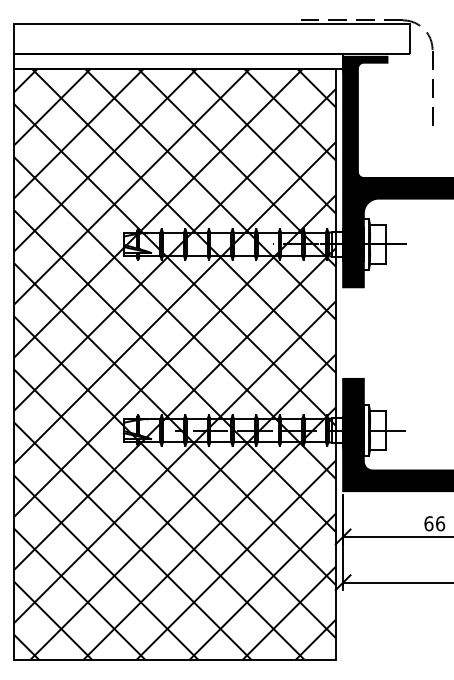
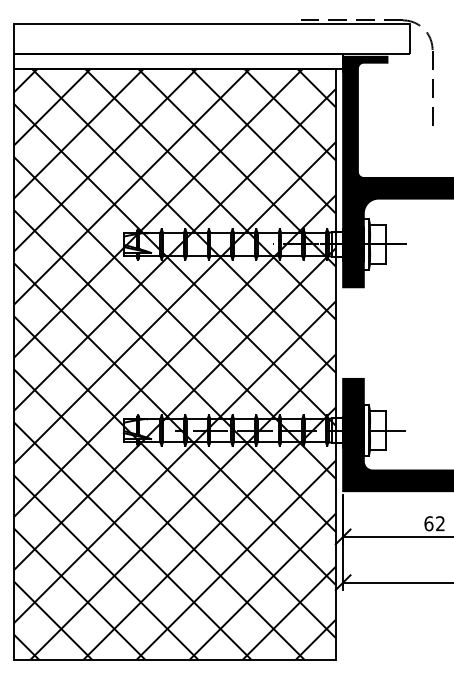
text: 66 -> 62 (440, 523)
